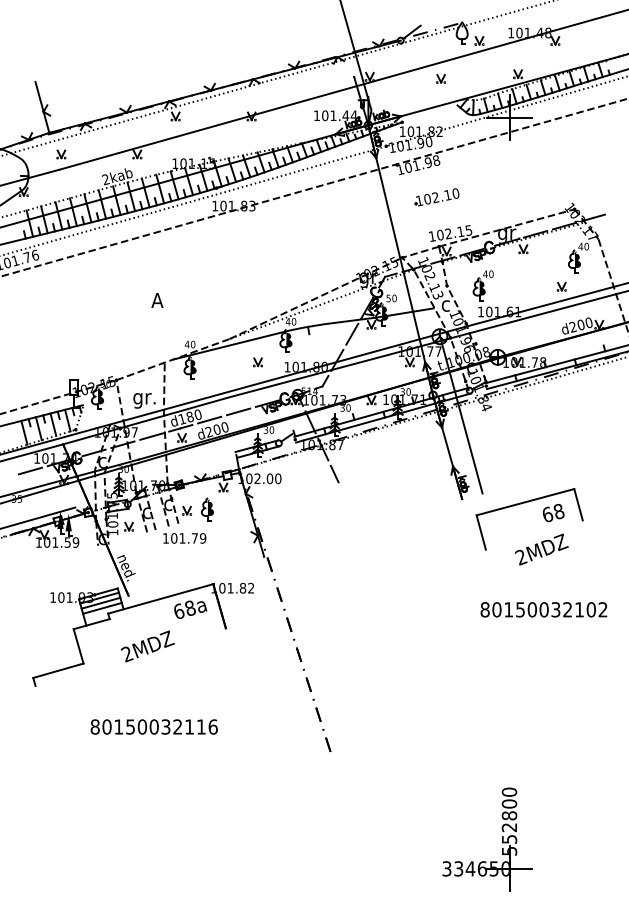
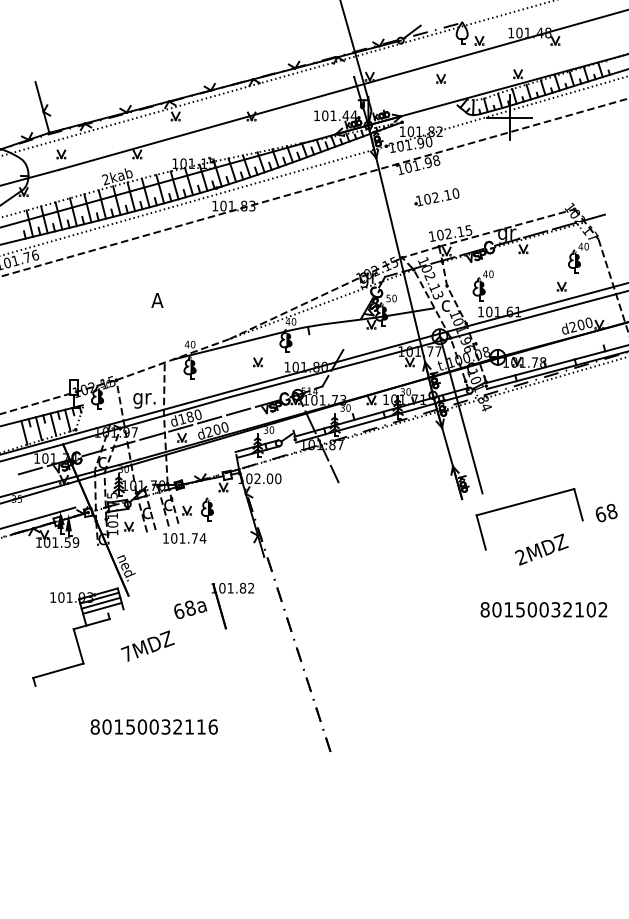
line: present -> none (352, 333)
text position: (553, 513) -> (606, 513) (606, 513)
text: 101.79 -> 101.74 (202, 538)
line: present -> none (160, 598)
text: 2MDZ -> 7MDZ (126, 653)
part: present -> none (502, 839)
